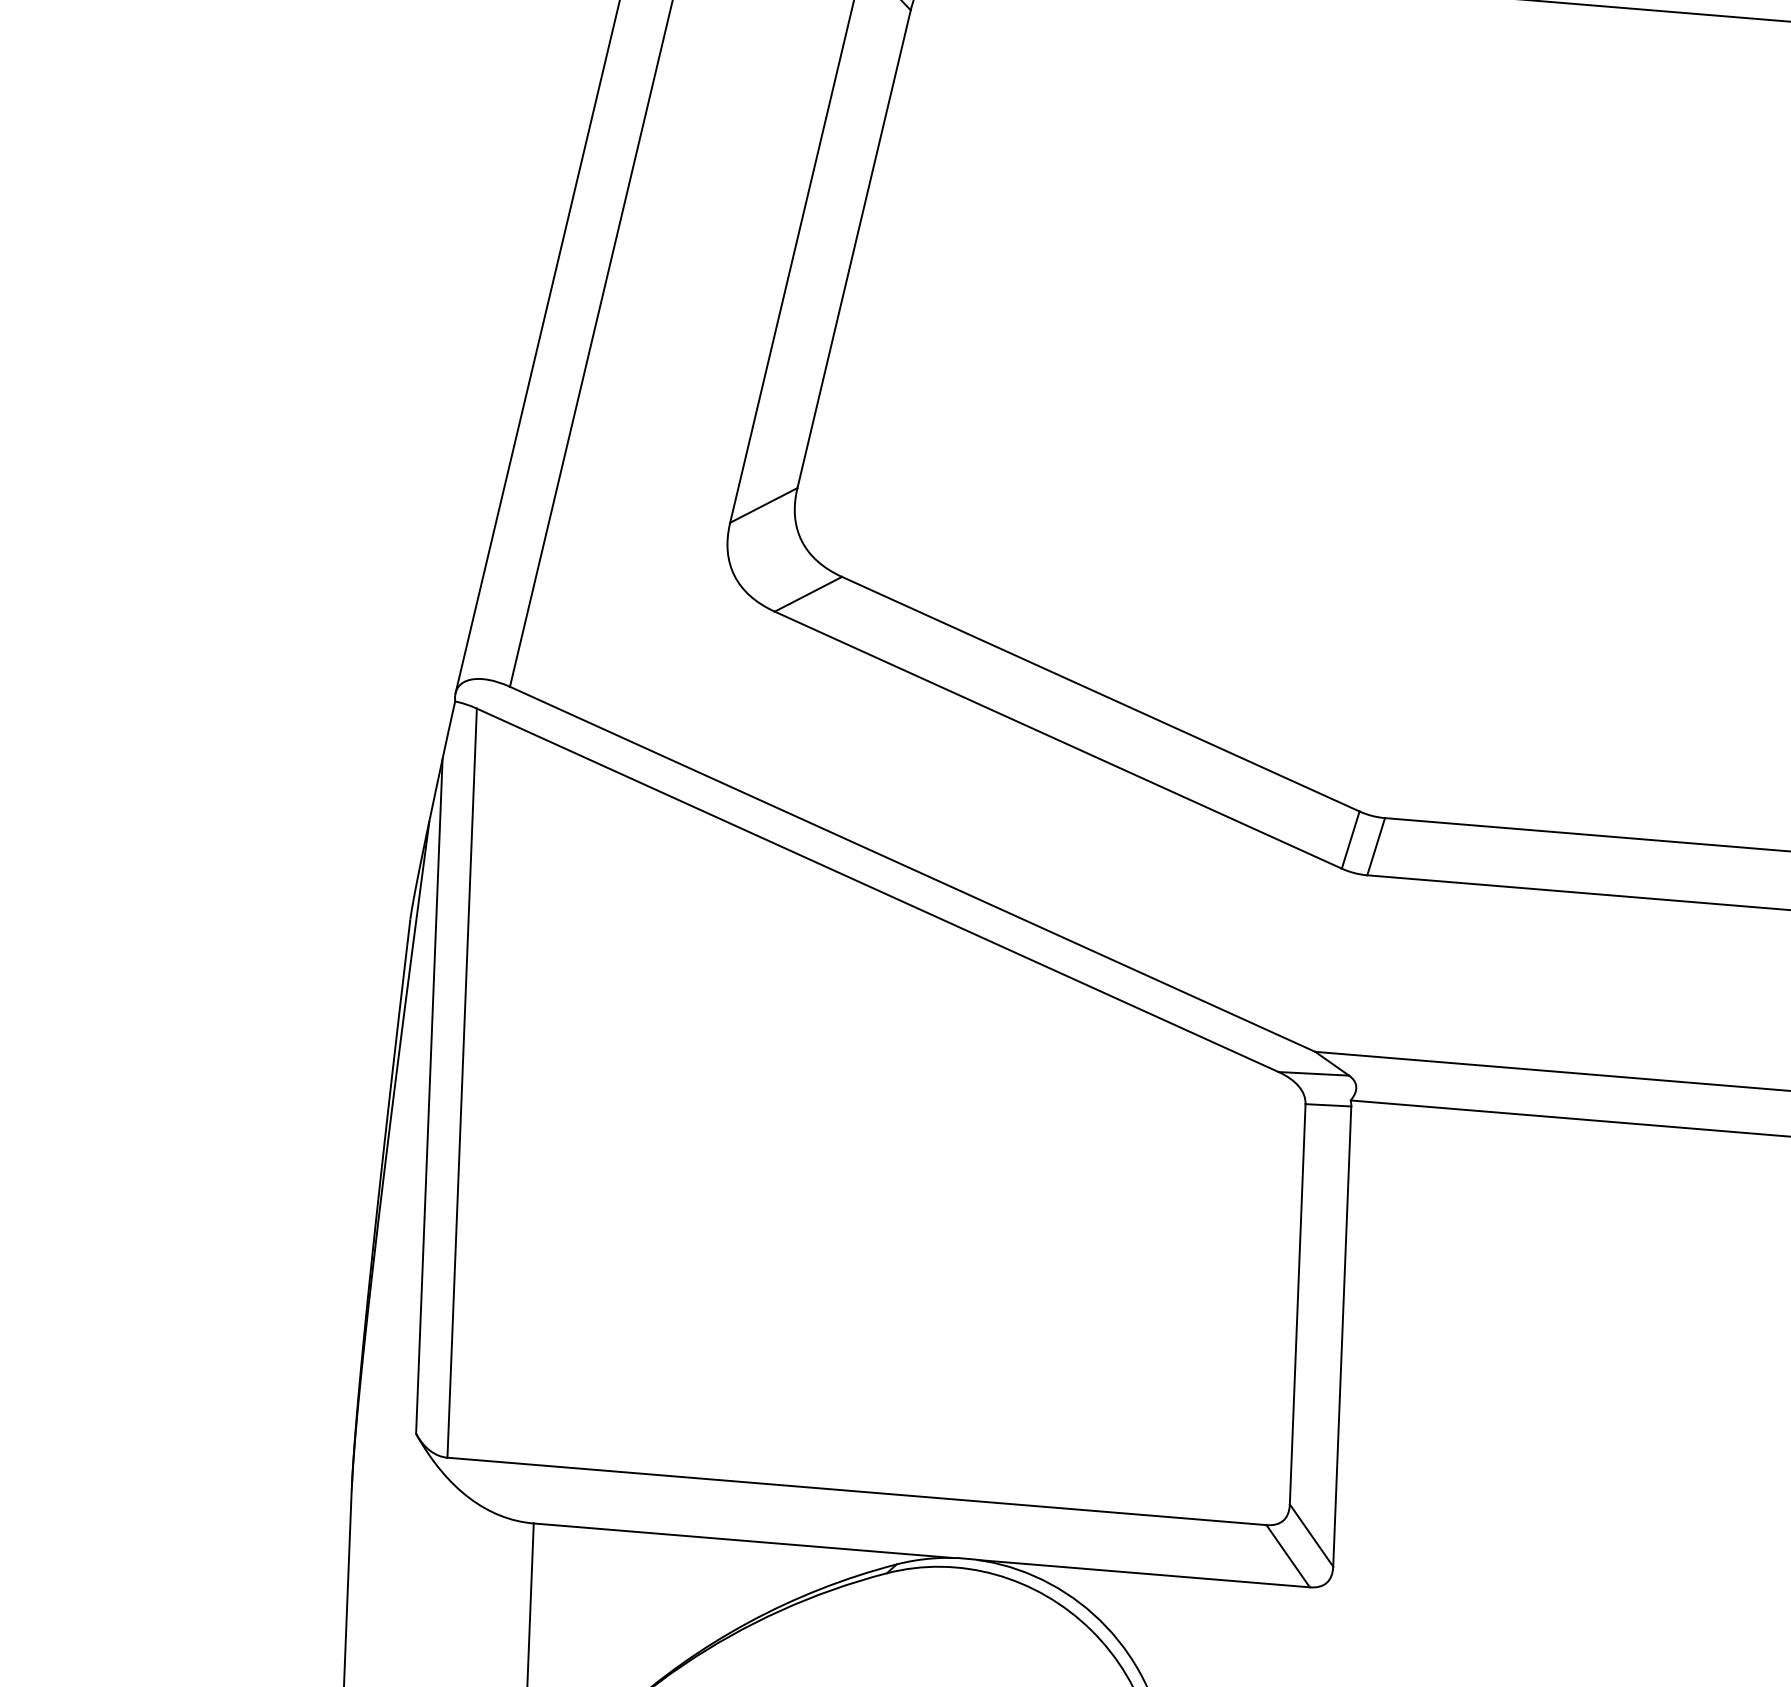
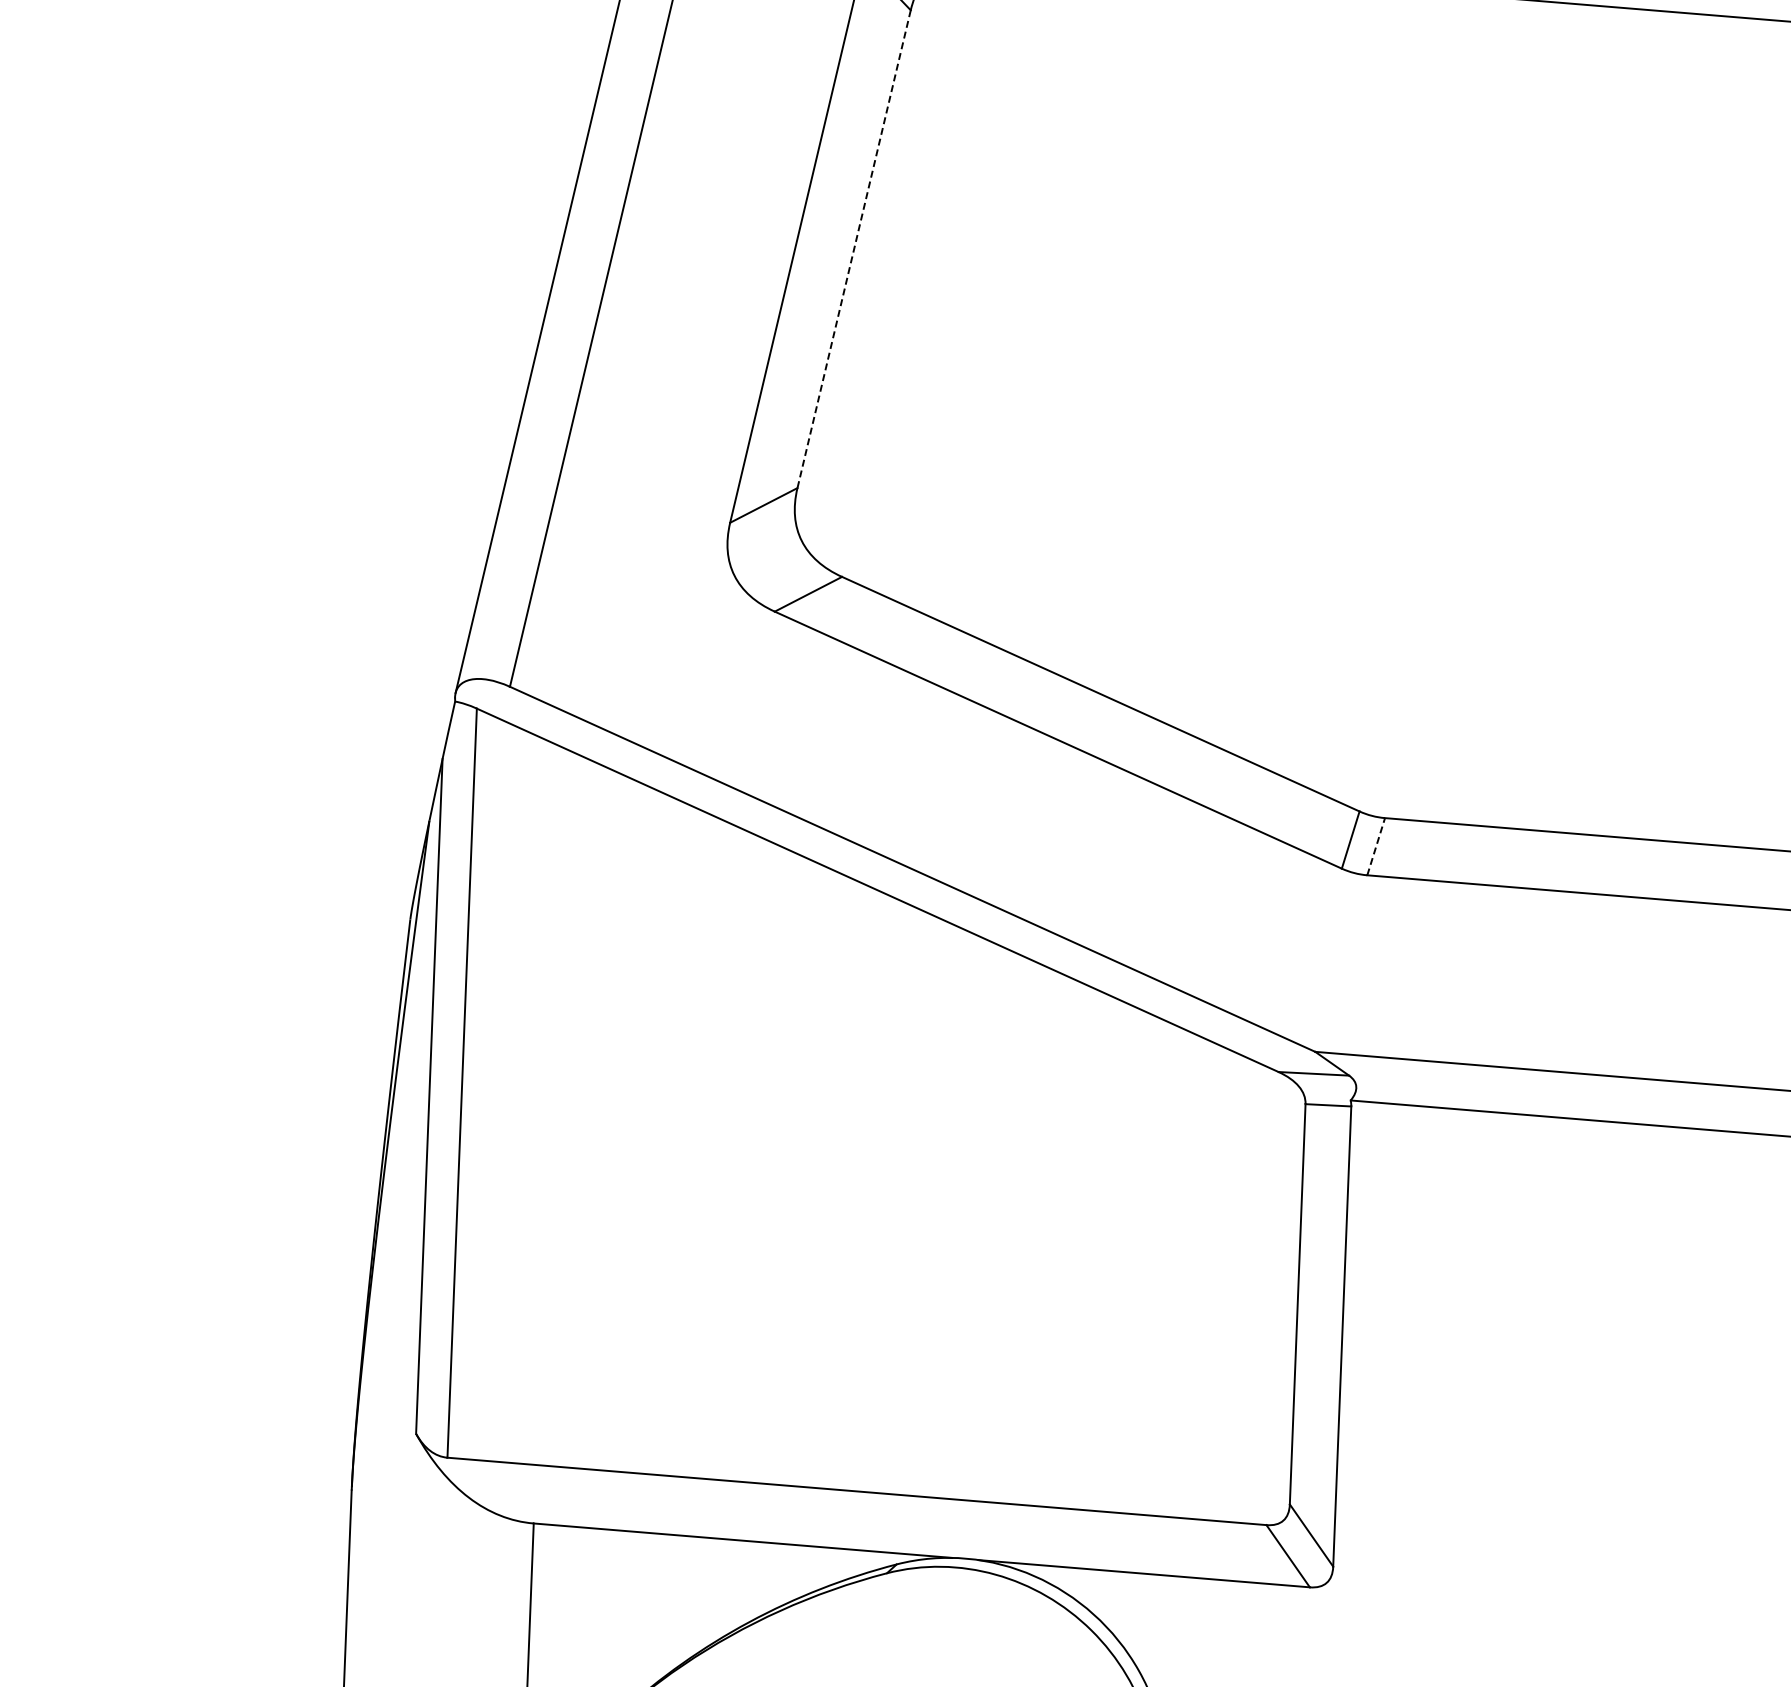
line: solid -> dashed (854, 249)
line: solid -> dashed (1376, 846)
